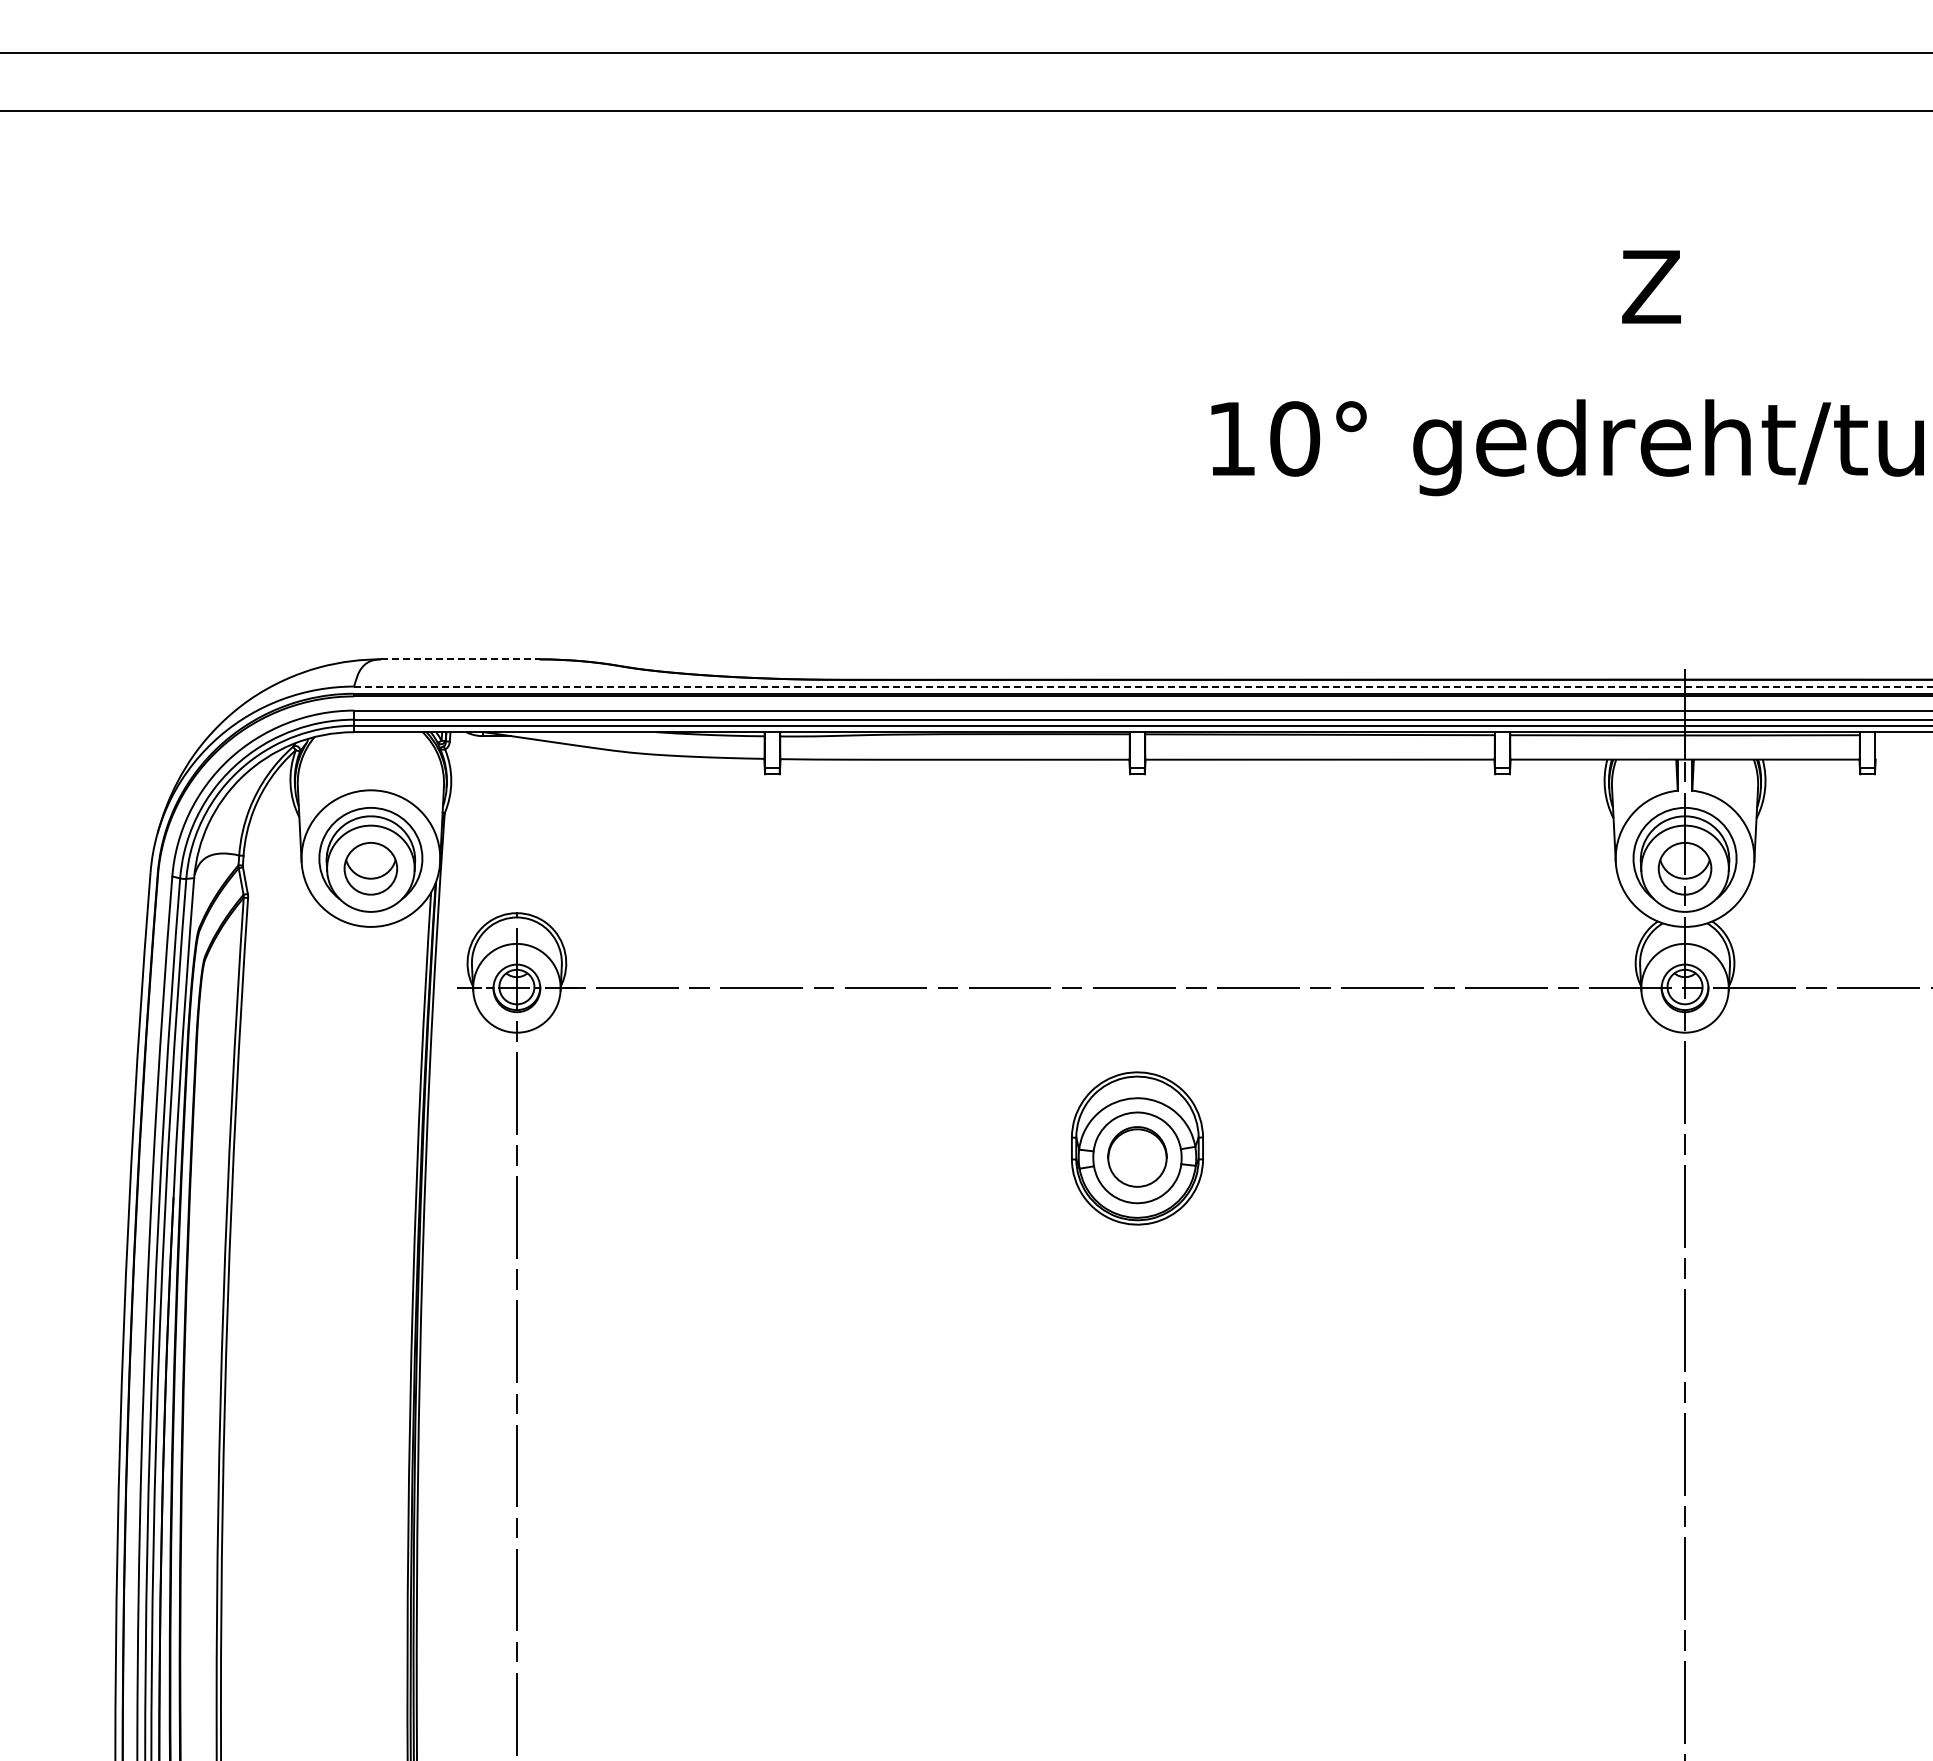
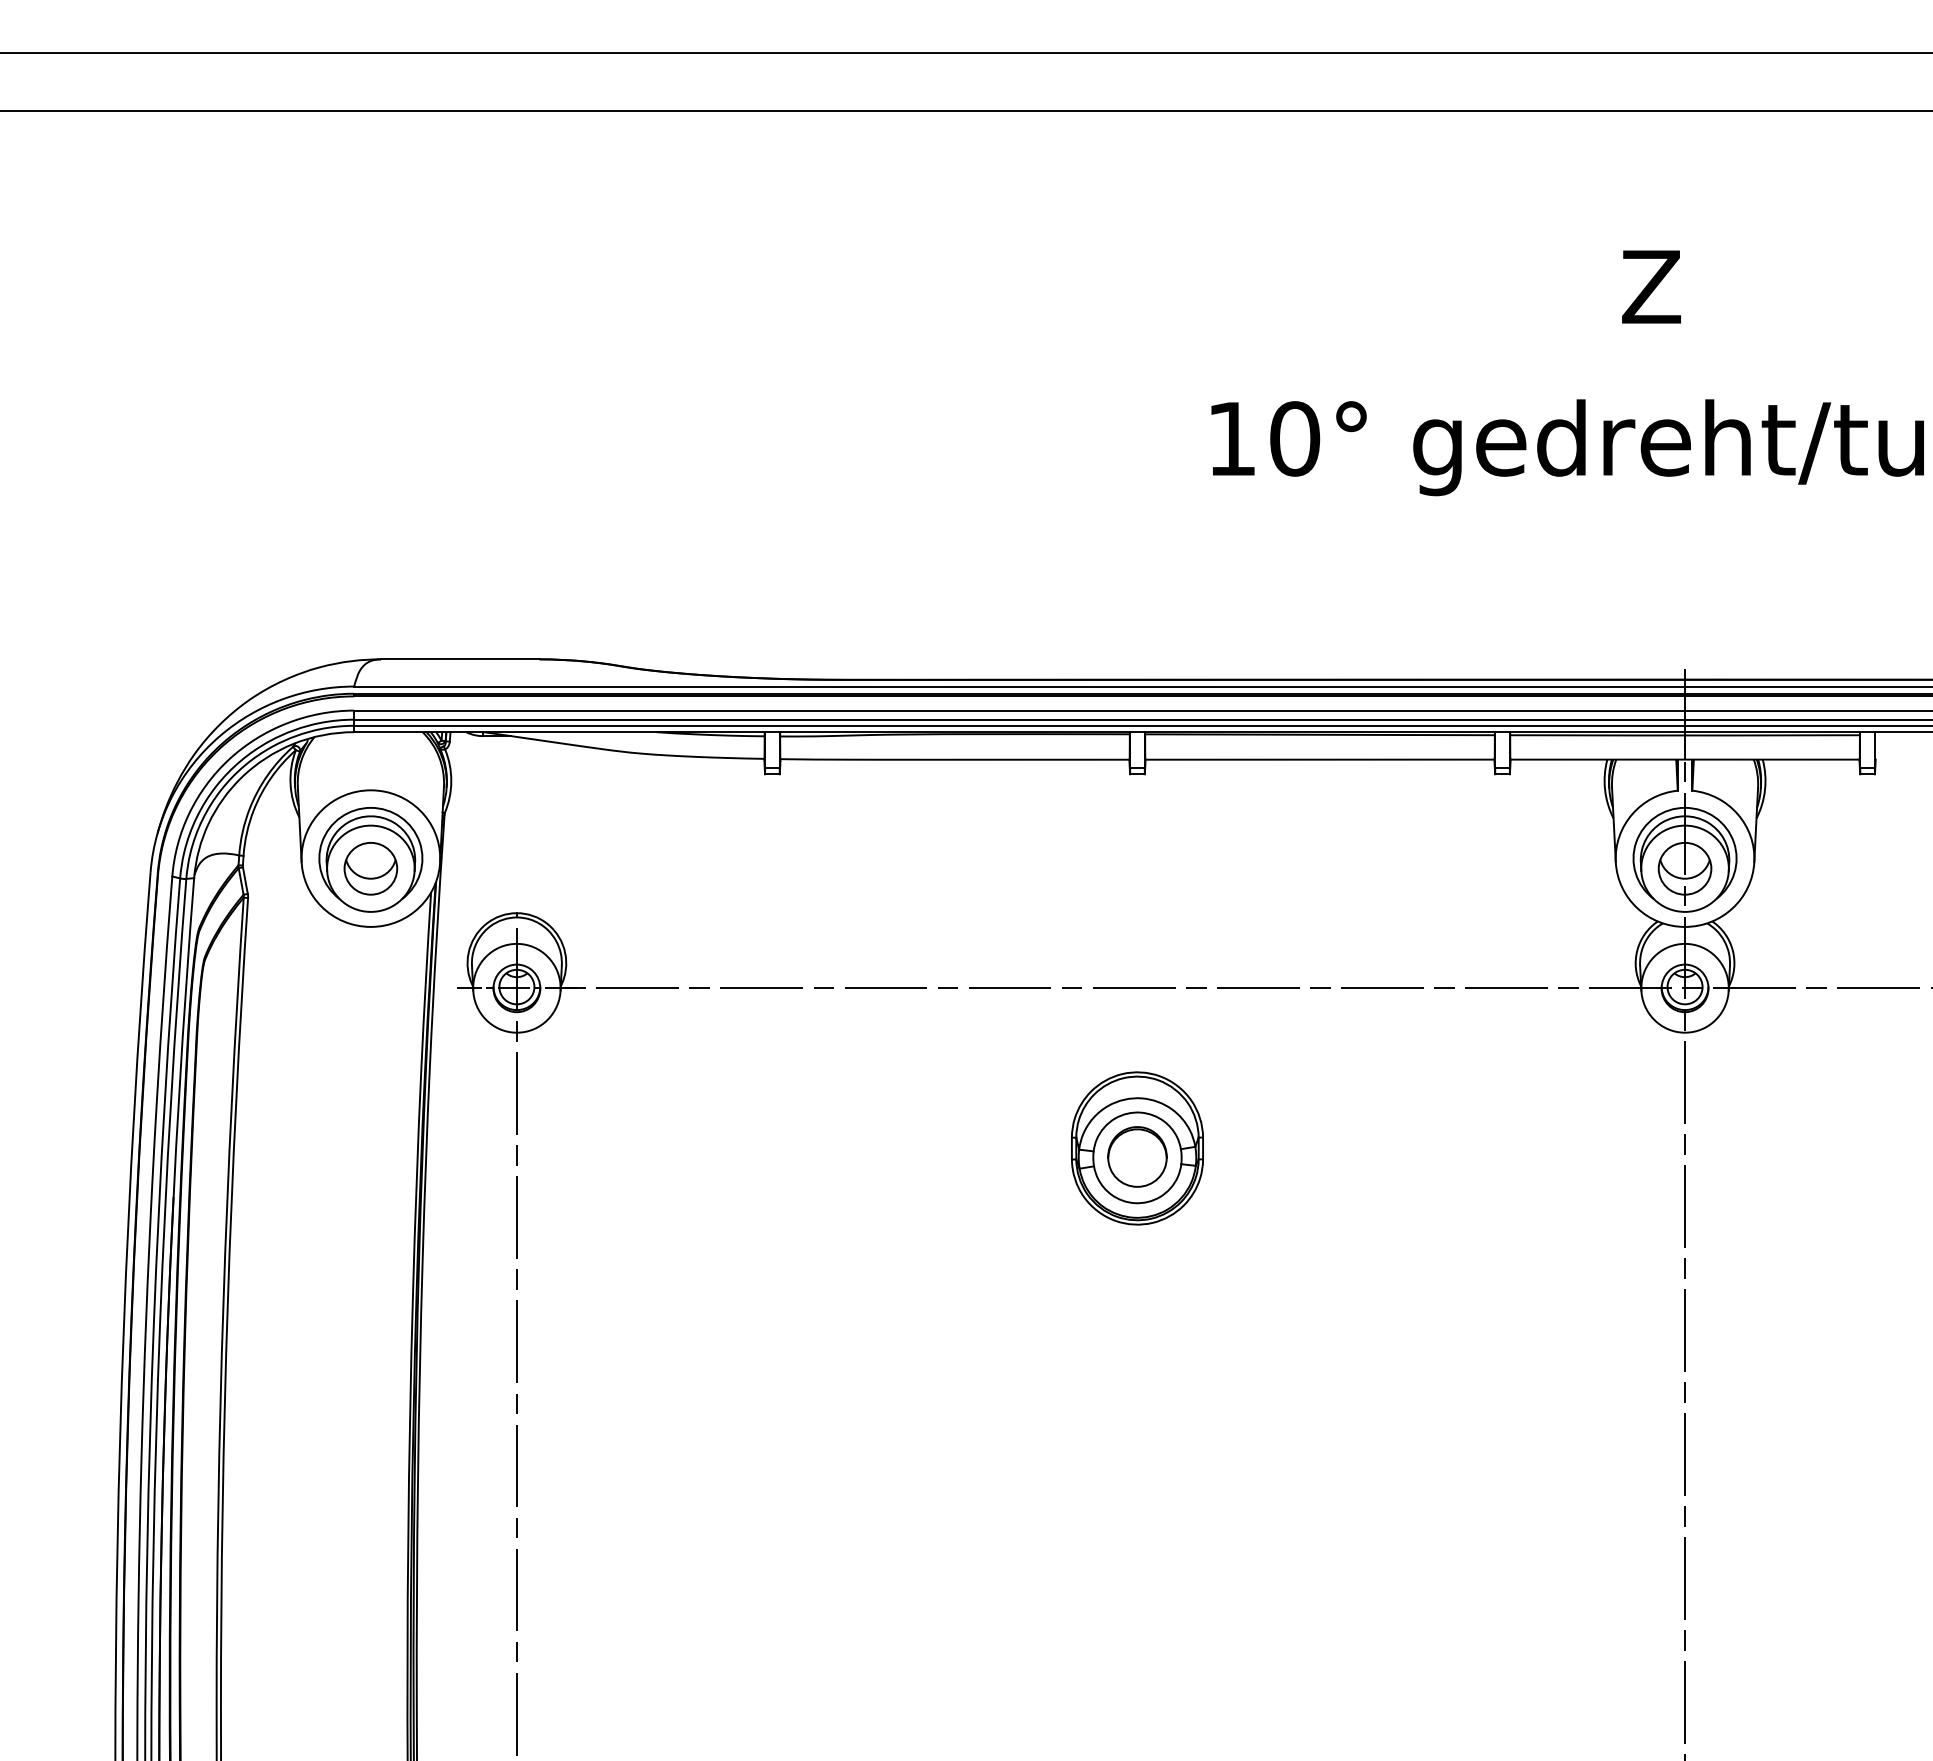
line: dashed -> solid (460, 659)
line: dashed -> solid (1143, 686)
